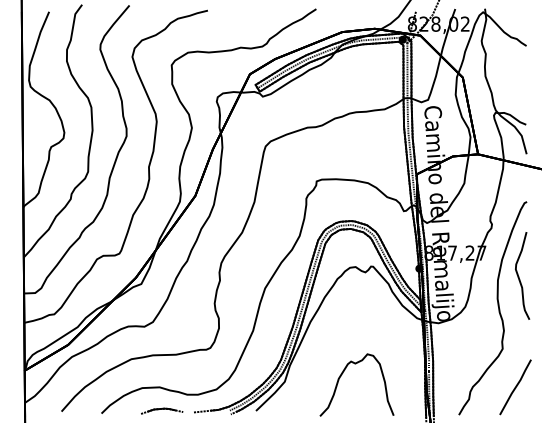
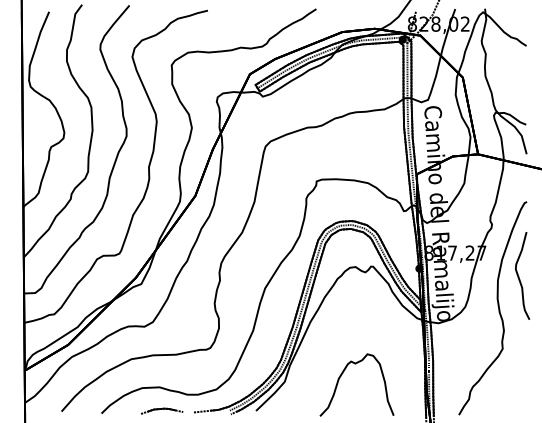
line: present -> none (515, 387)
